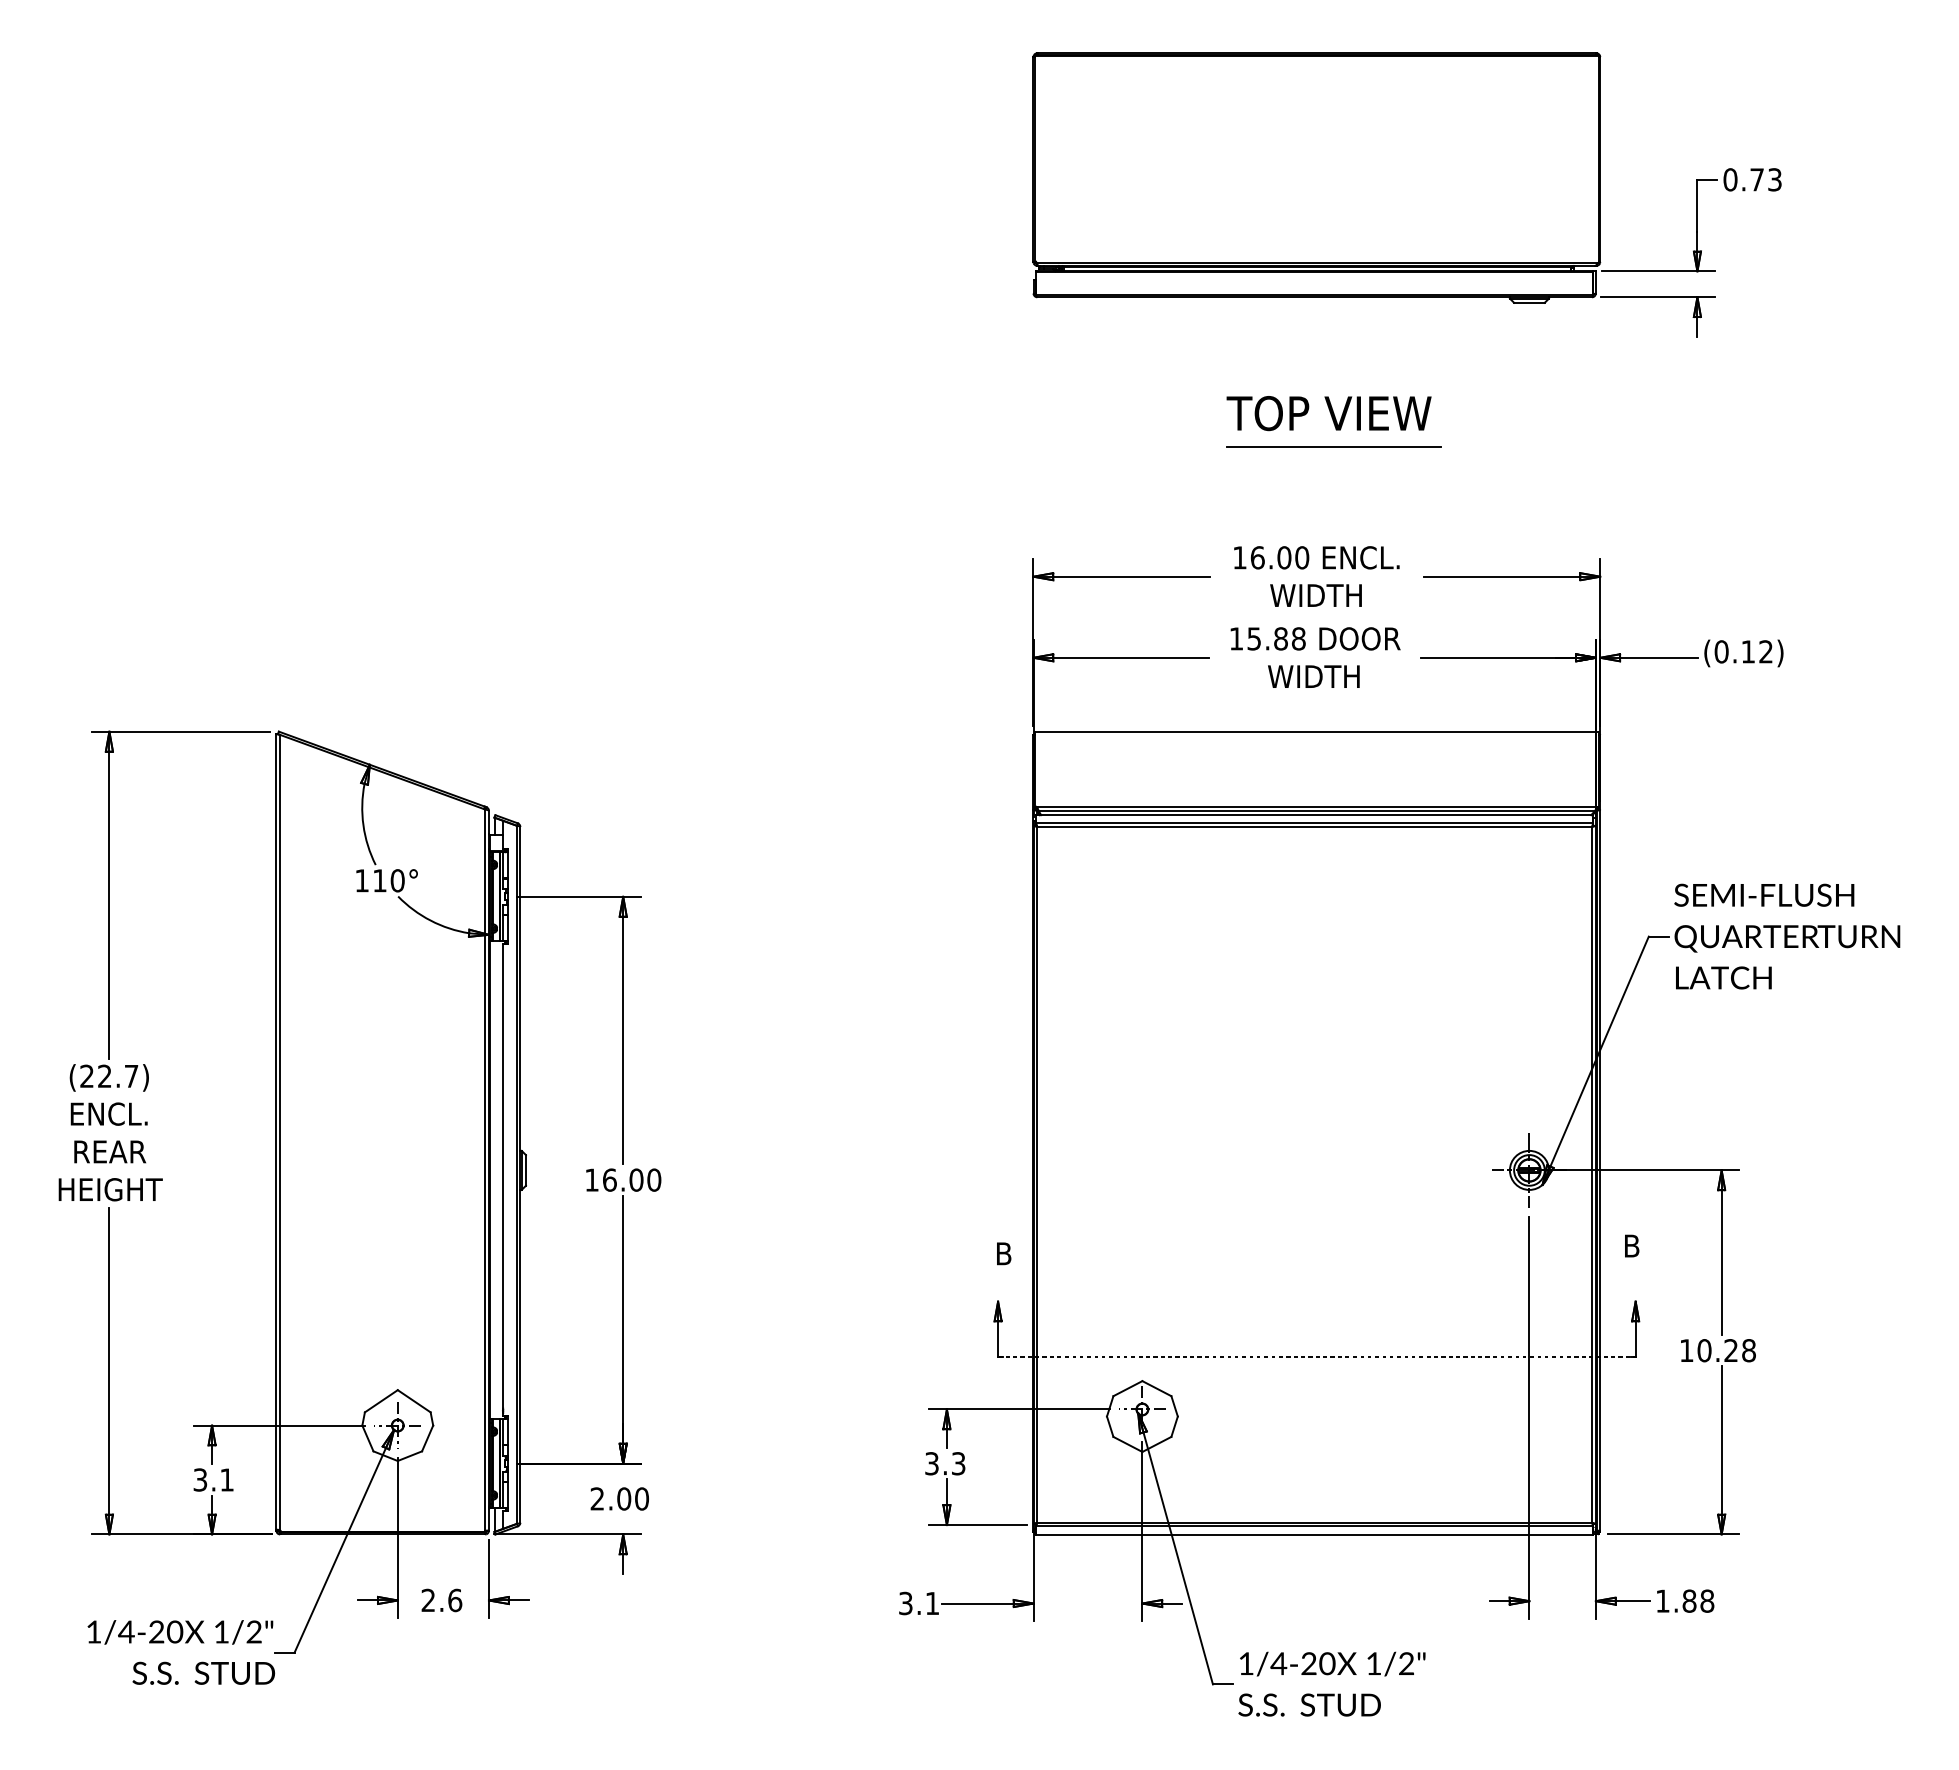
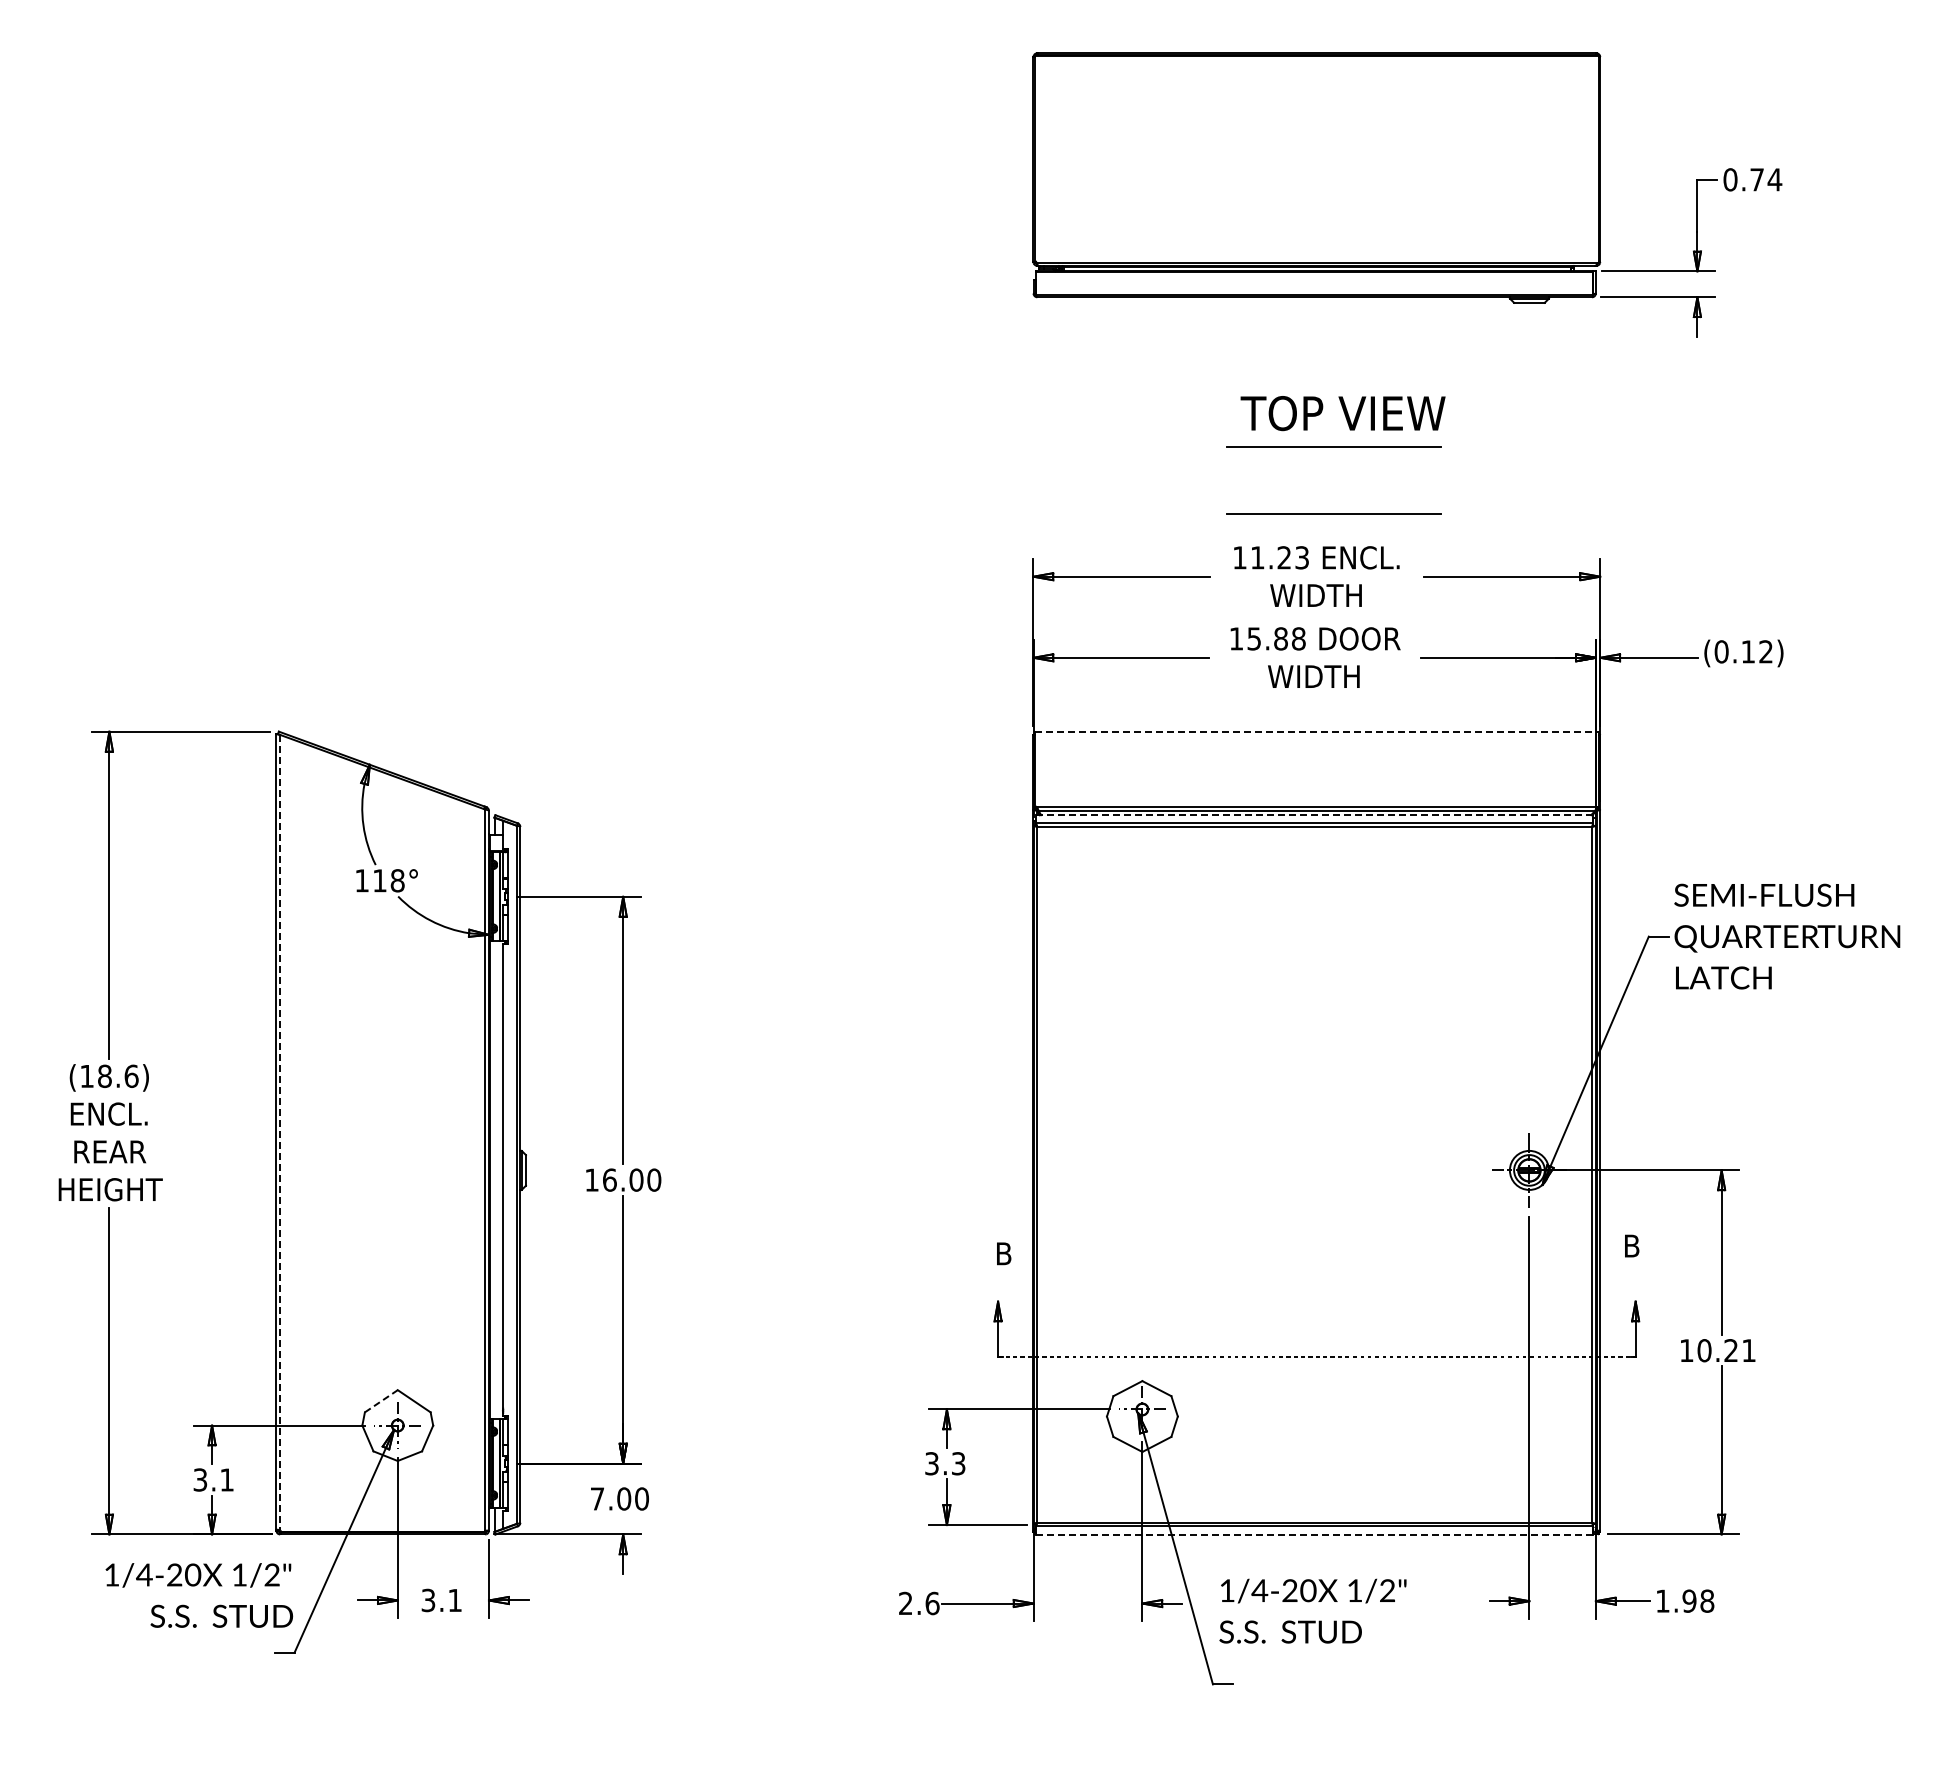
text: 0.73 -> 0.74 (1774, 179)
text position: (1328, 413) -> (1342, 413) (1342, 413)
line: none -> present (1333, 513)
text: 16.00 -> 11.23 (1279, 557)
line: solid -> dashed (1317, 731)
line: solid -> dashed (1314, 815)
text: 110° -> 118° (397, 880)
text: (22.7) -> (18.6) (109, 1076)
line: solid -> dashed (280, 1132)
text: 10.28 -> 10.21 (1748, 1350)
line: solid -> dashed (381, 1401)
text: 2.00 -> 7.00 (597, 1498)
line: solid -> dashed (1314, 1534)
text: 2.6 -> 3.1 (441, 1600)
text: 1.88 -> 1.98 (1689, 1600)
text: 3.1 -> 2.6 (919, 1603)
text position: (181, 1652) -> (199, 1595) (199, 1595)
text position: (1331, 1683) -> (1312, 1610) (1312, 1610)
